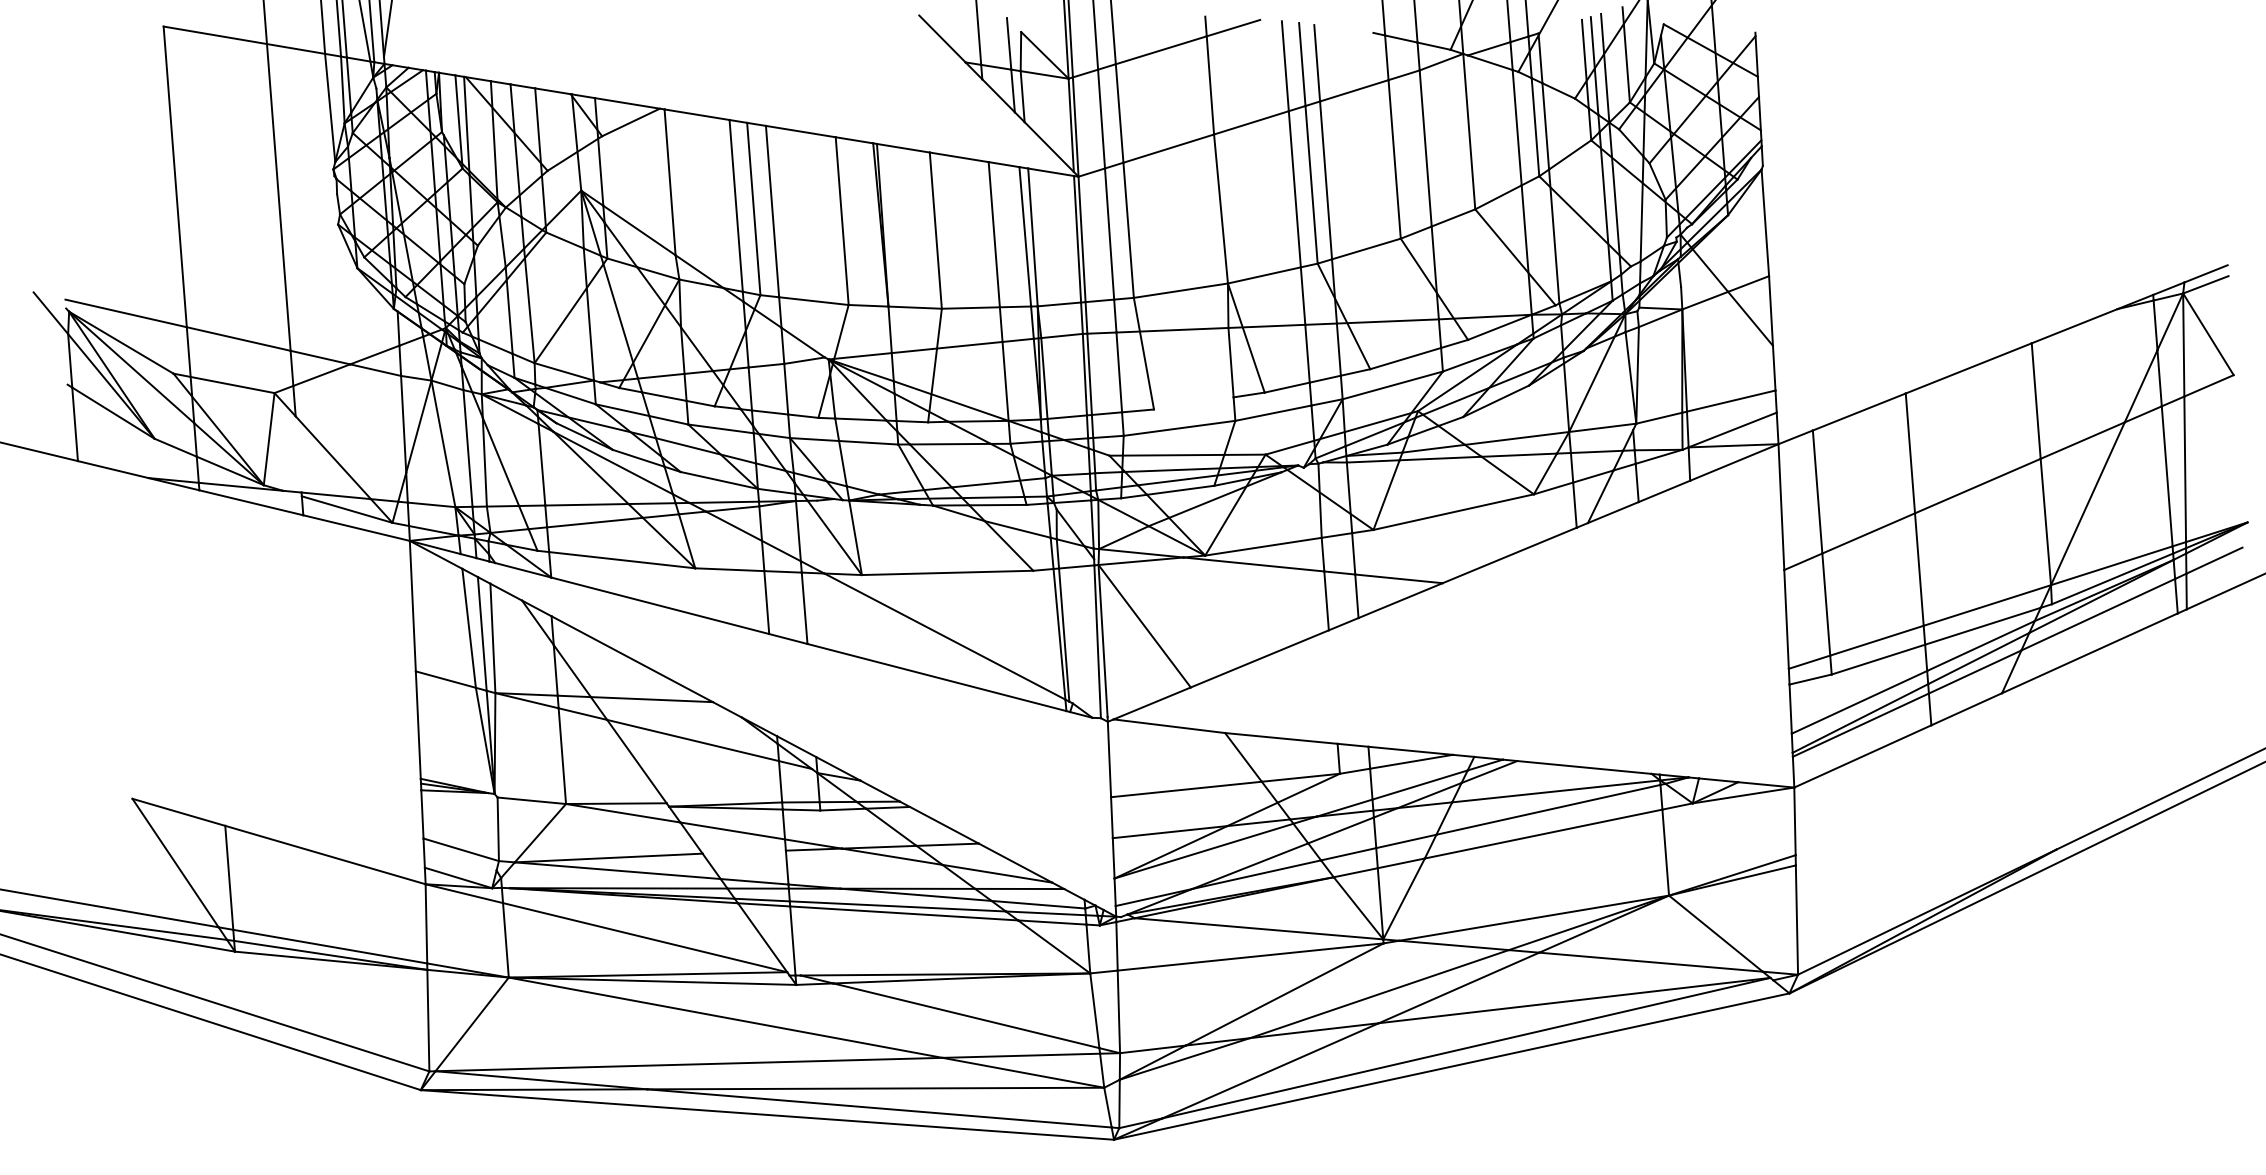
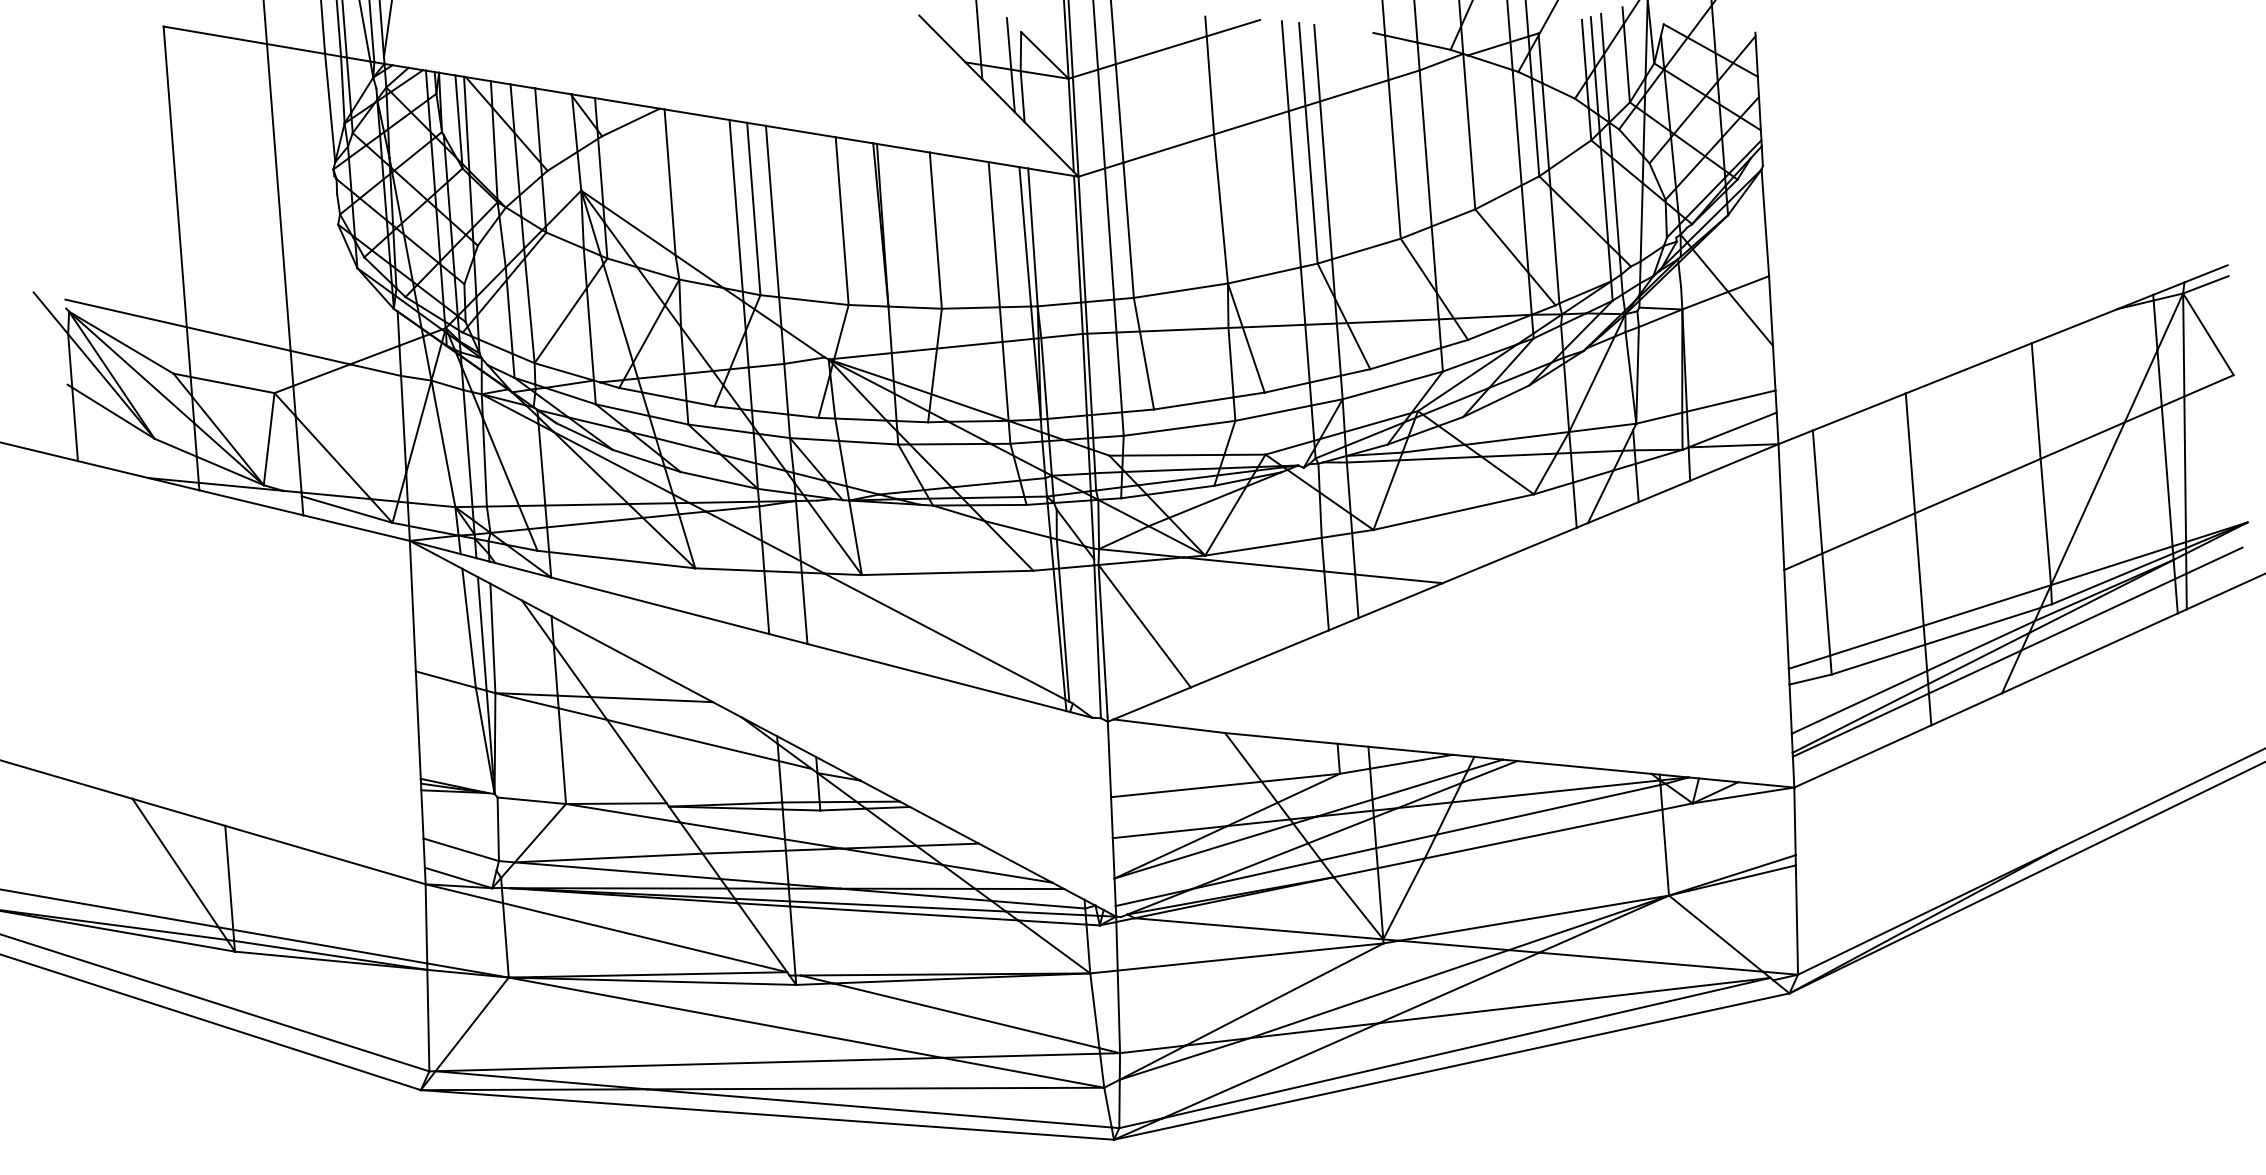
line: none -> present (1193, 403)
line: none -> present (298, 454)
line: none -> present (67, 779)
line: none -> present (743, 851)
